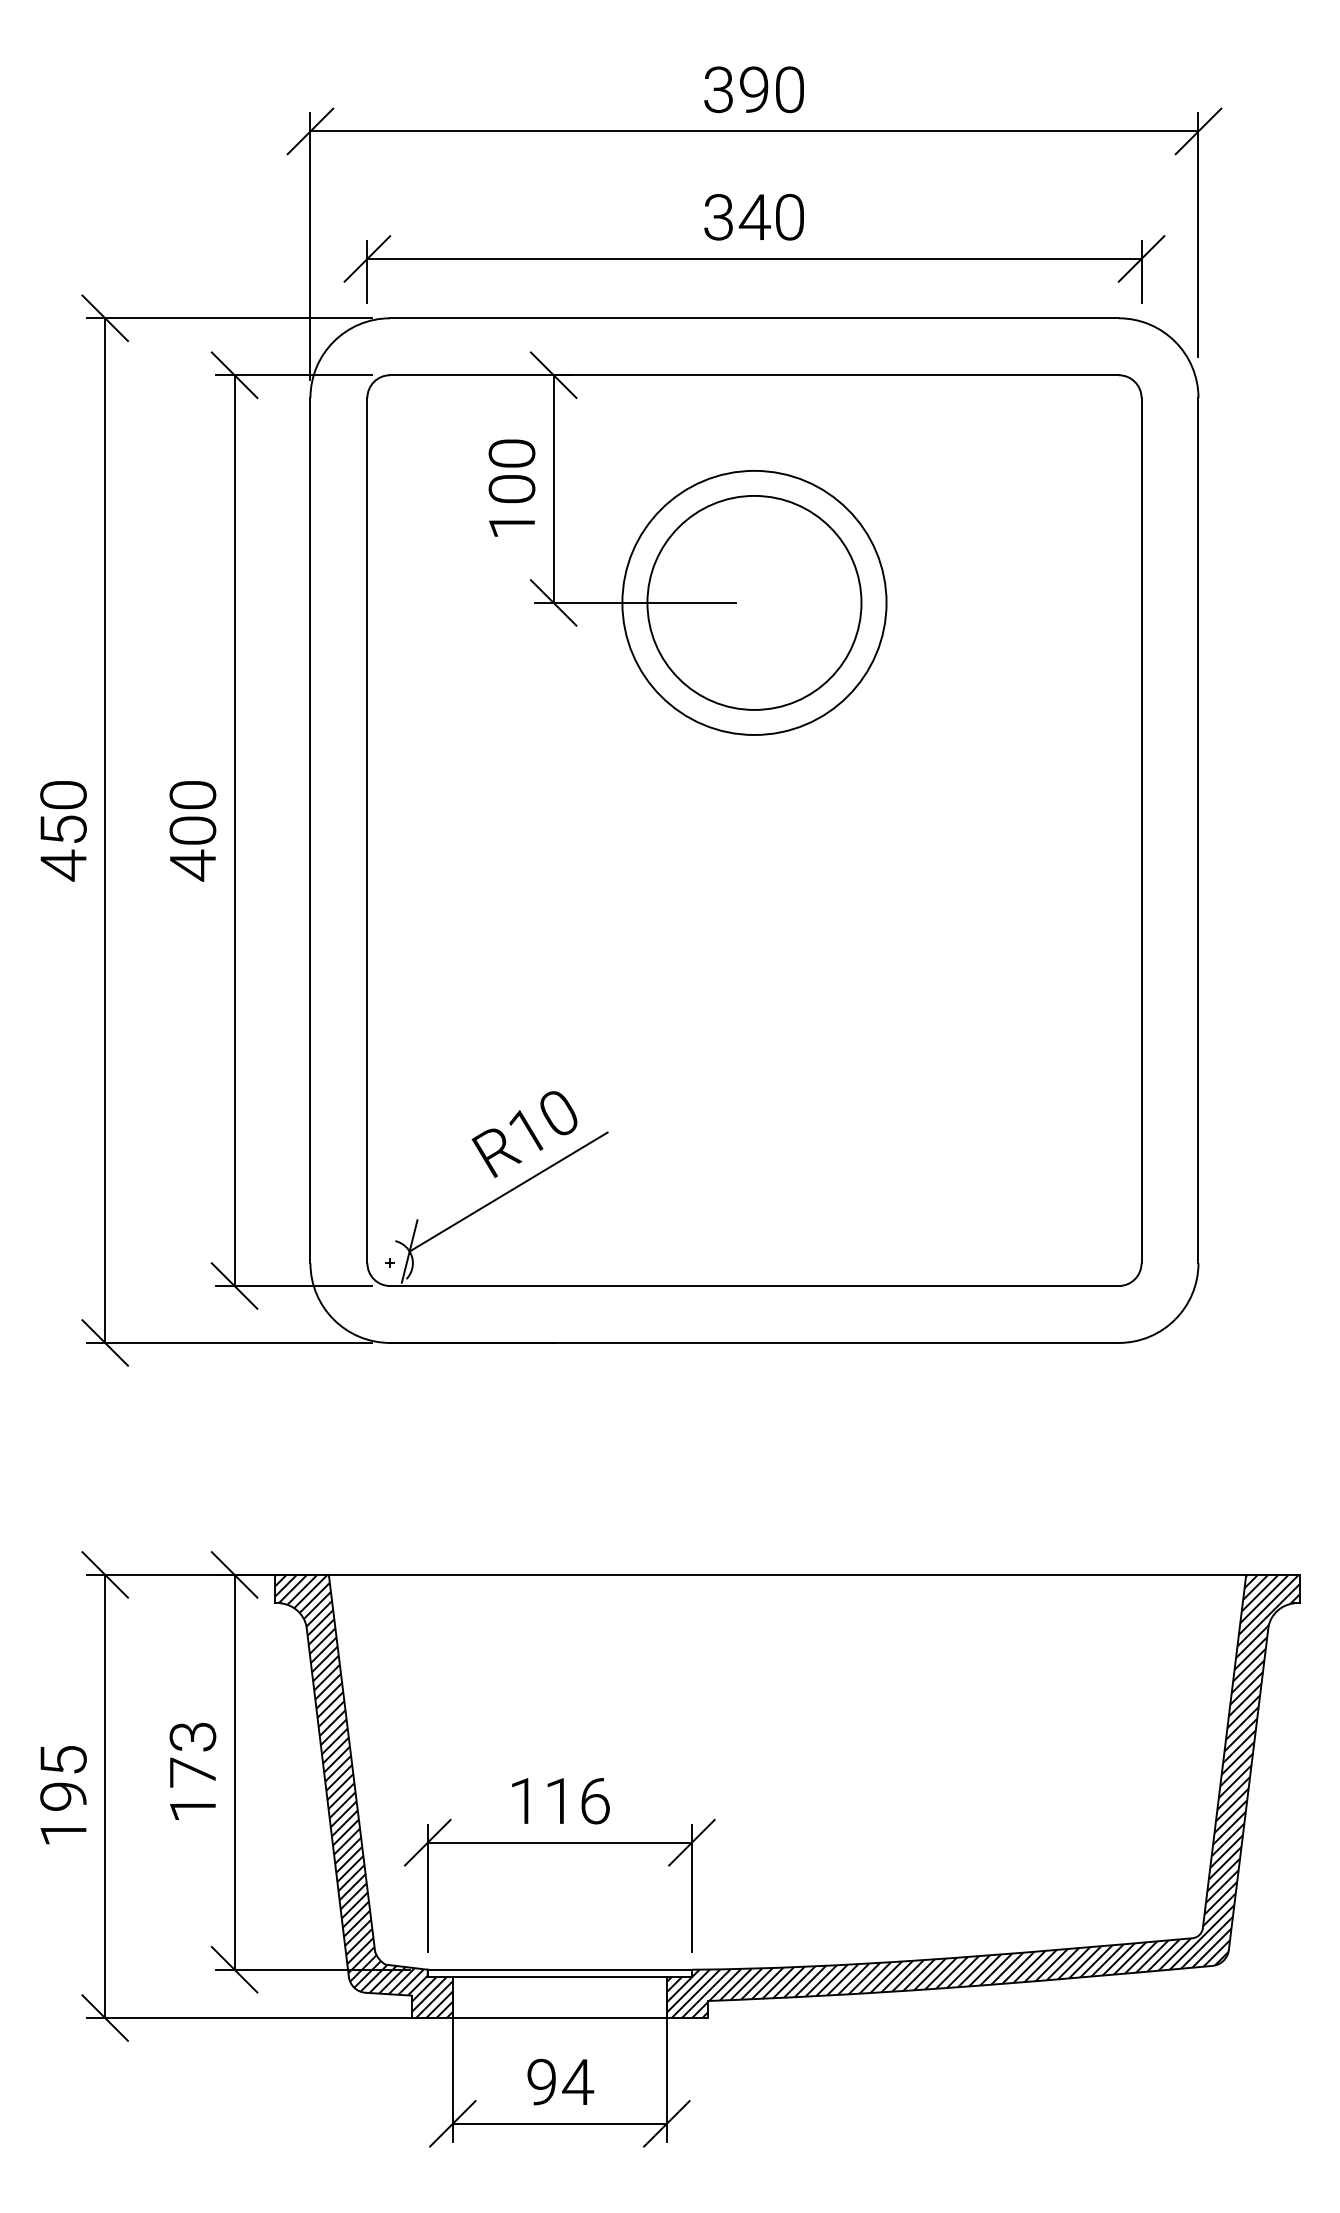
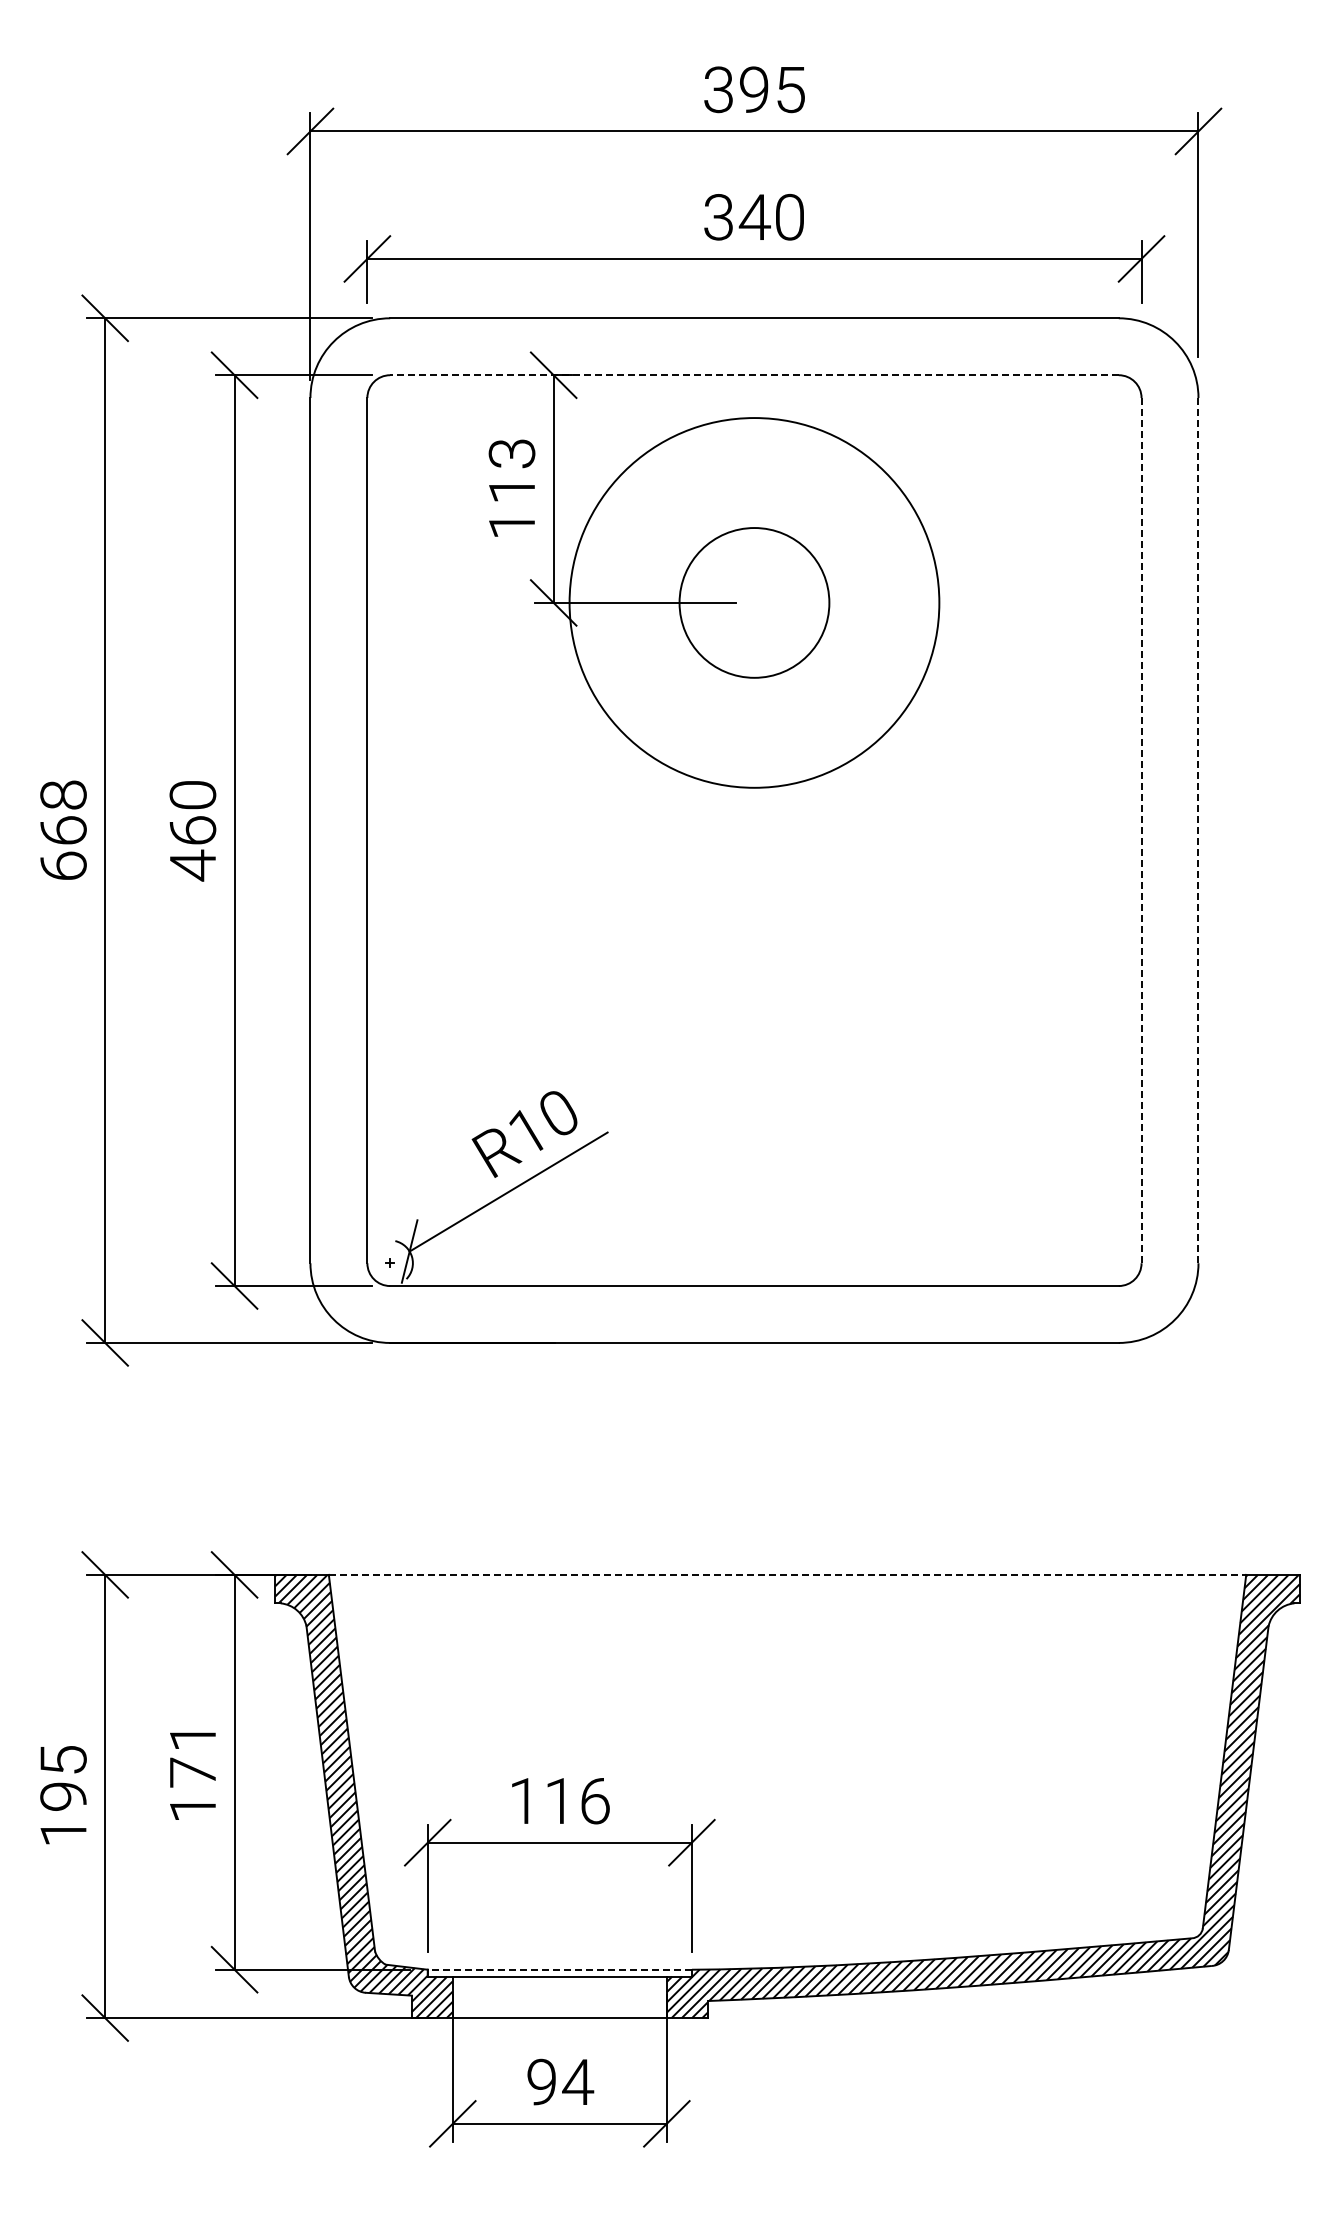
text: 390 -> 395 (790, 89)
line: solid -> dashed (753, 375)
text: 100 -> 113 (511, 470)
circle diameter: 214 px -> 150 px (754, 602)
circle diameter: 264 px -> 370 px (754, 602)
text: 450 -> 668 (63, 830)
text: 400 -> 460 (192, 830)
line: solid -> dashed (1141, 830)
line: solid -> dashed (1198, 830)
line: solid -> dashed (787, 1574)
text: 173 -> 171 (192, 1737)
line: solid -> dashed (559, 1969)
